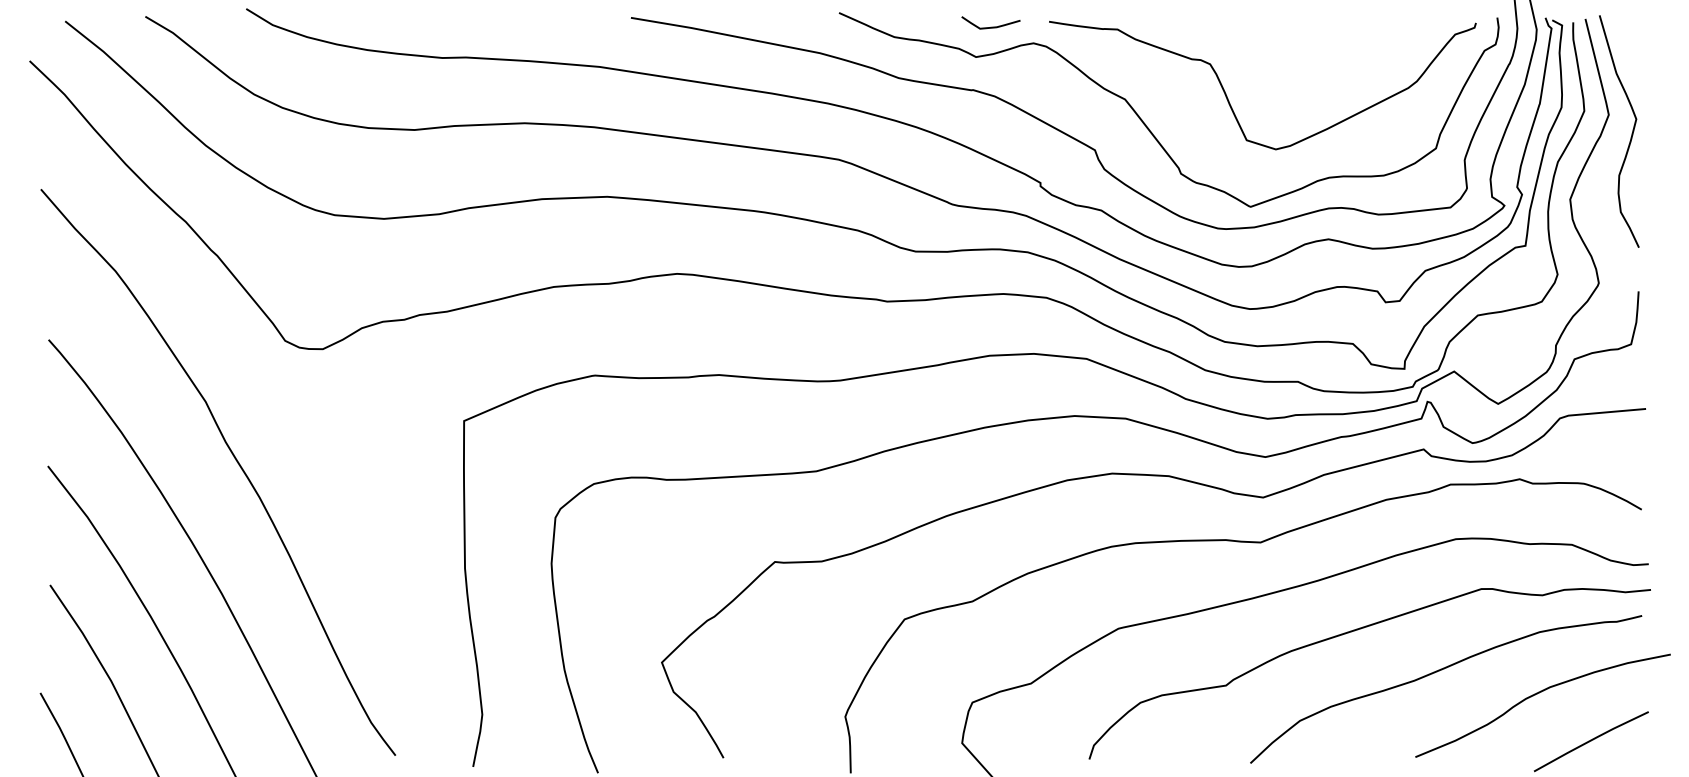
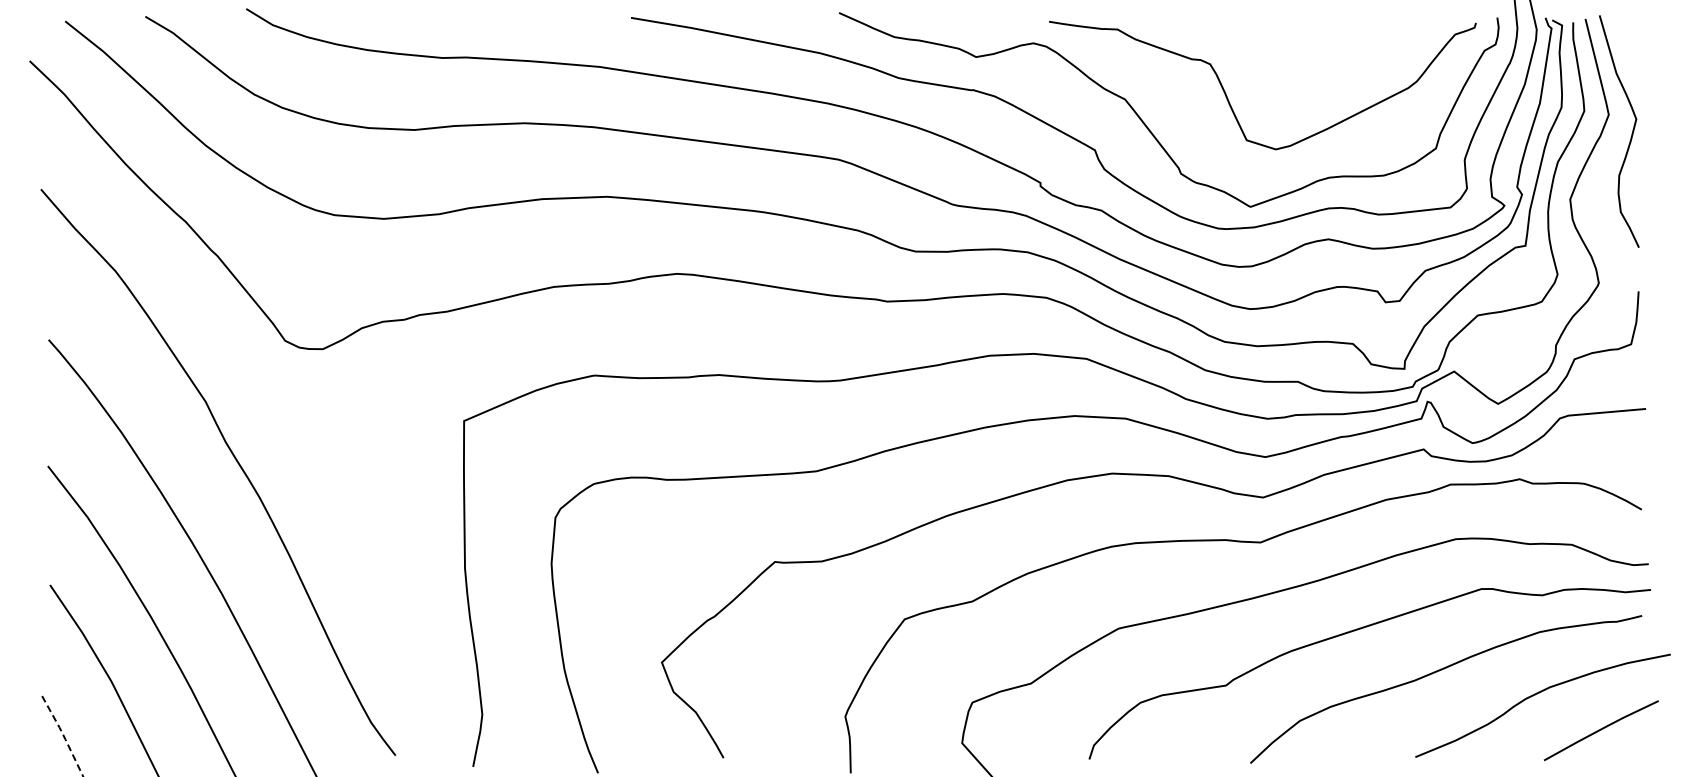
curve: present -> none (990, 26)
line: solid -> dashed (62, 733)
line position: (1590, 741) -> (1600, 730) (1600, 730)
